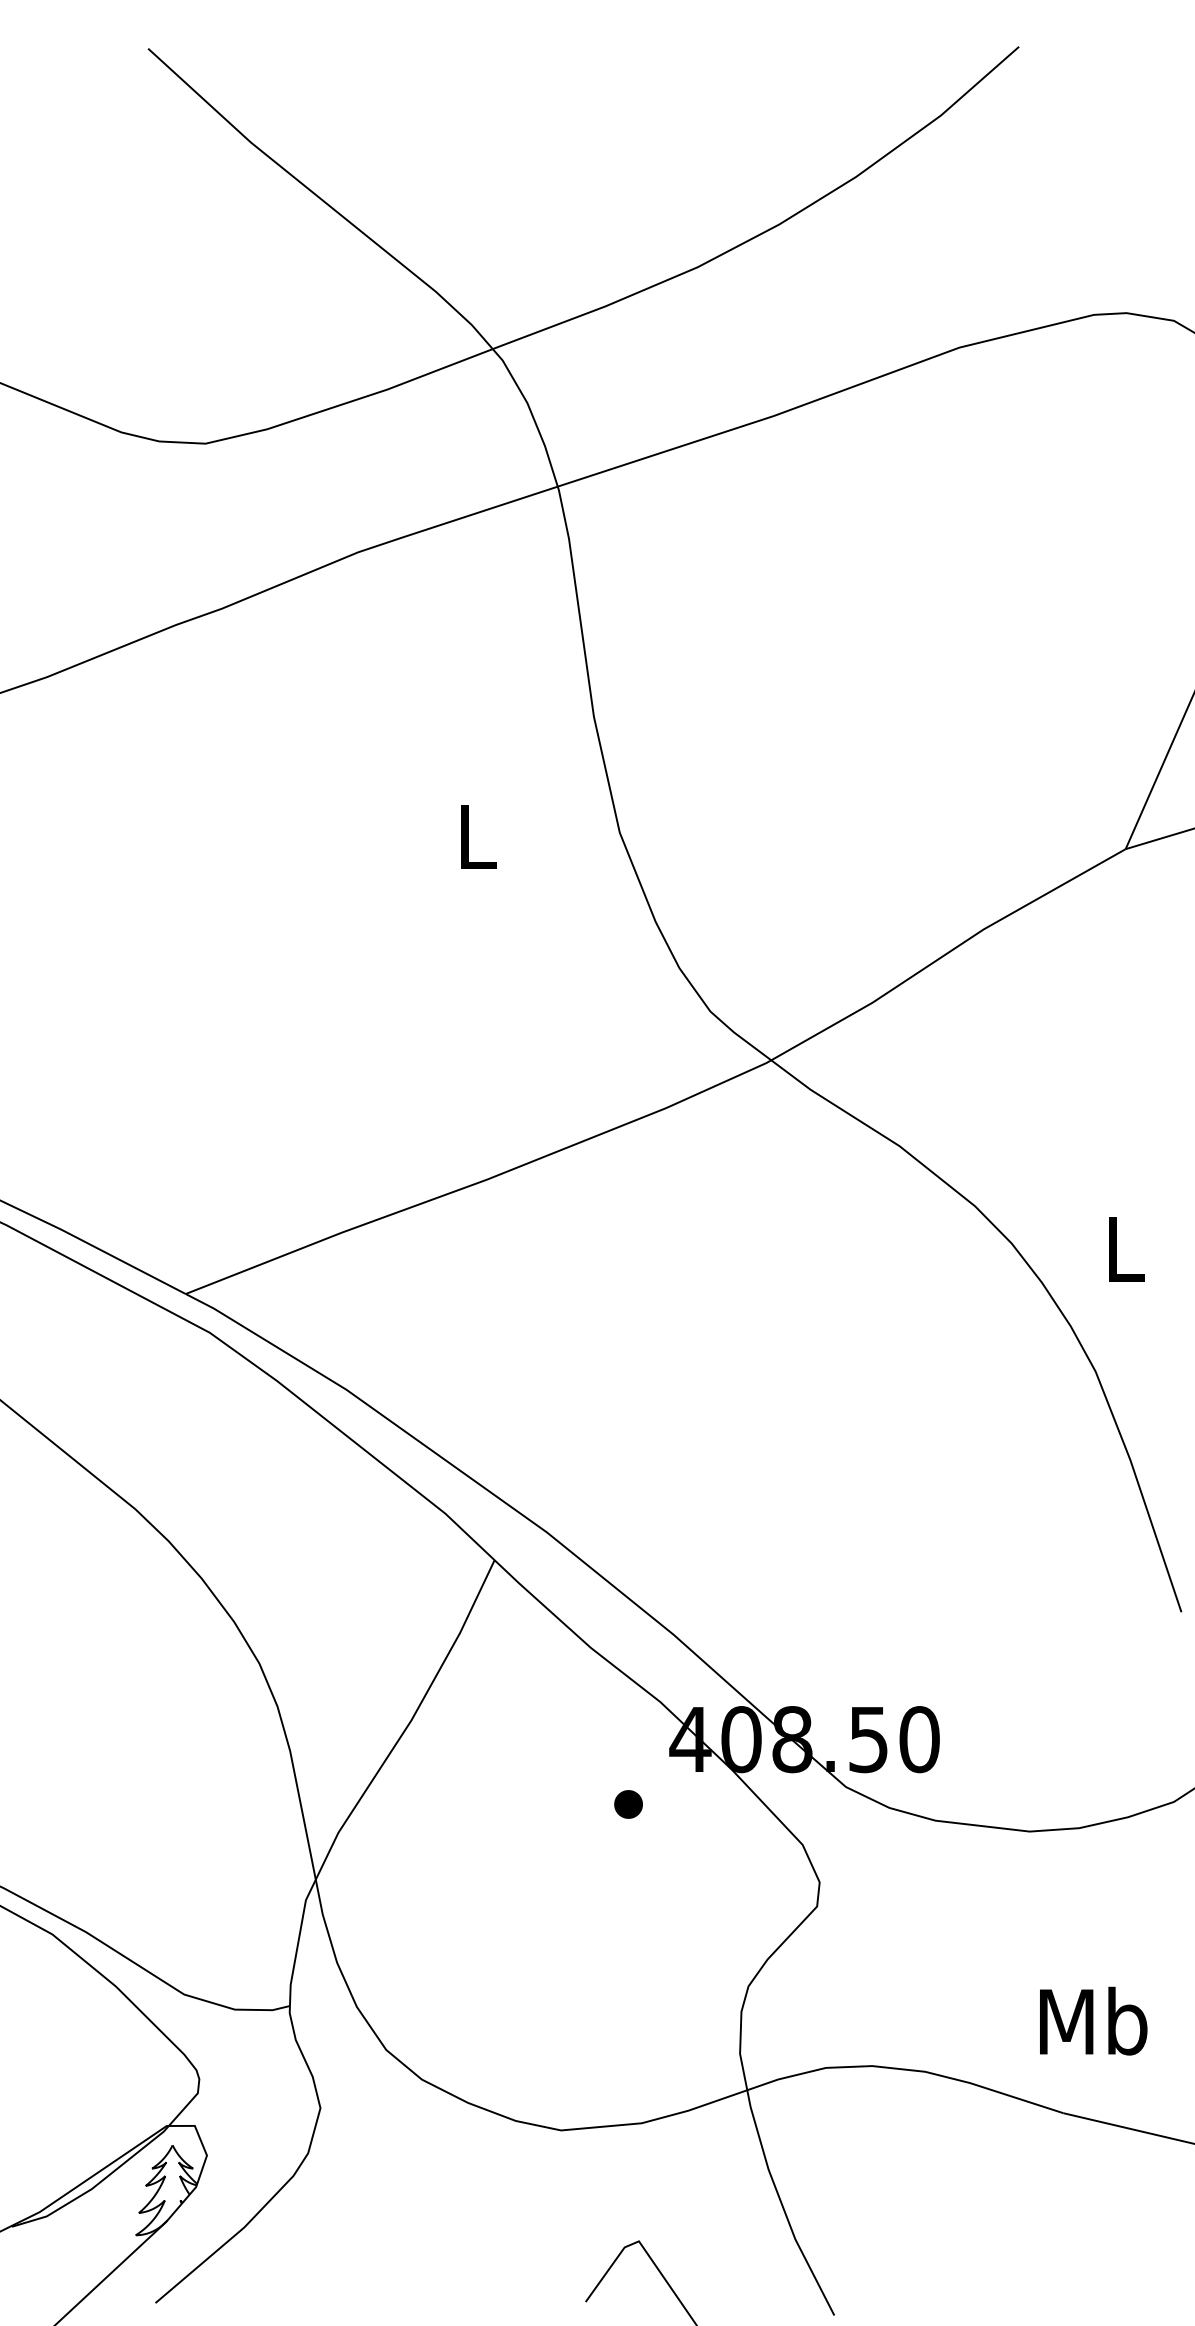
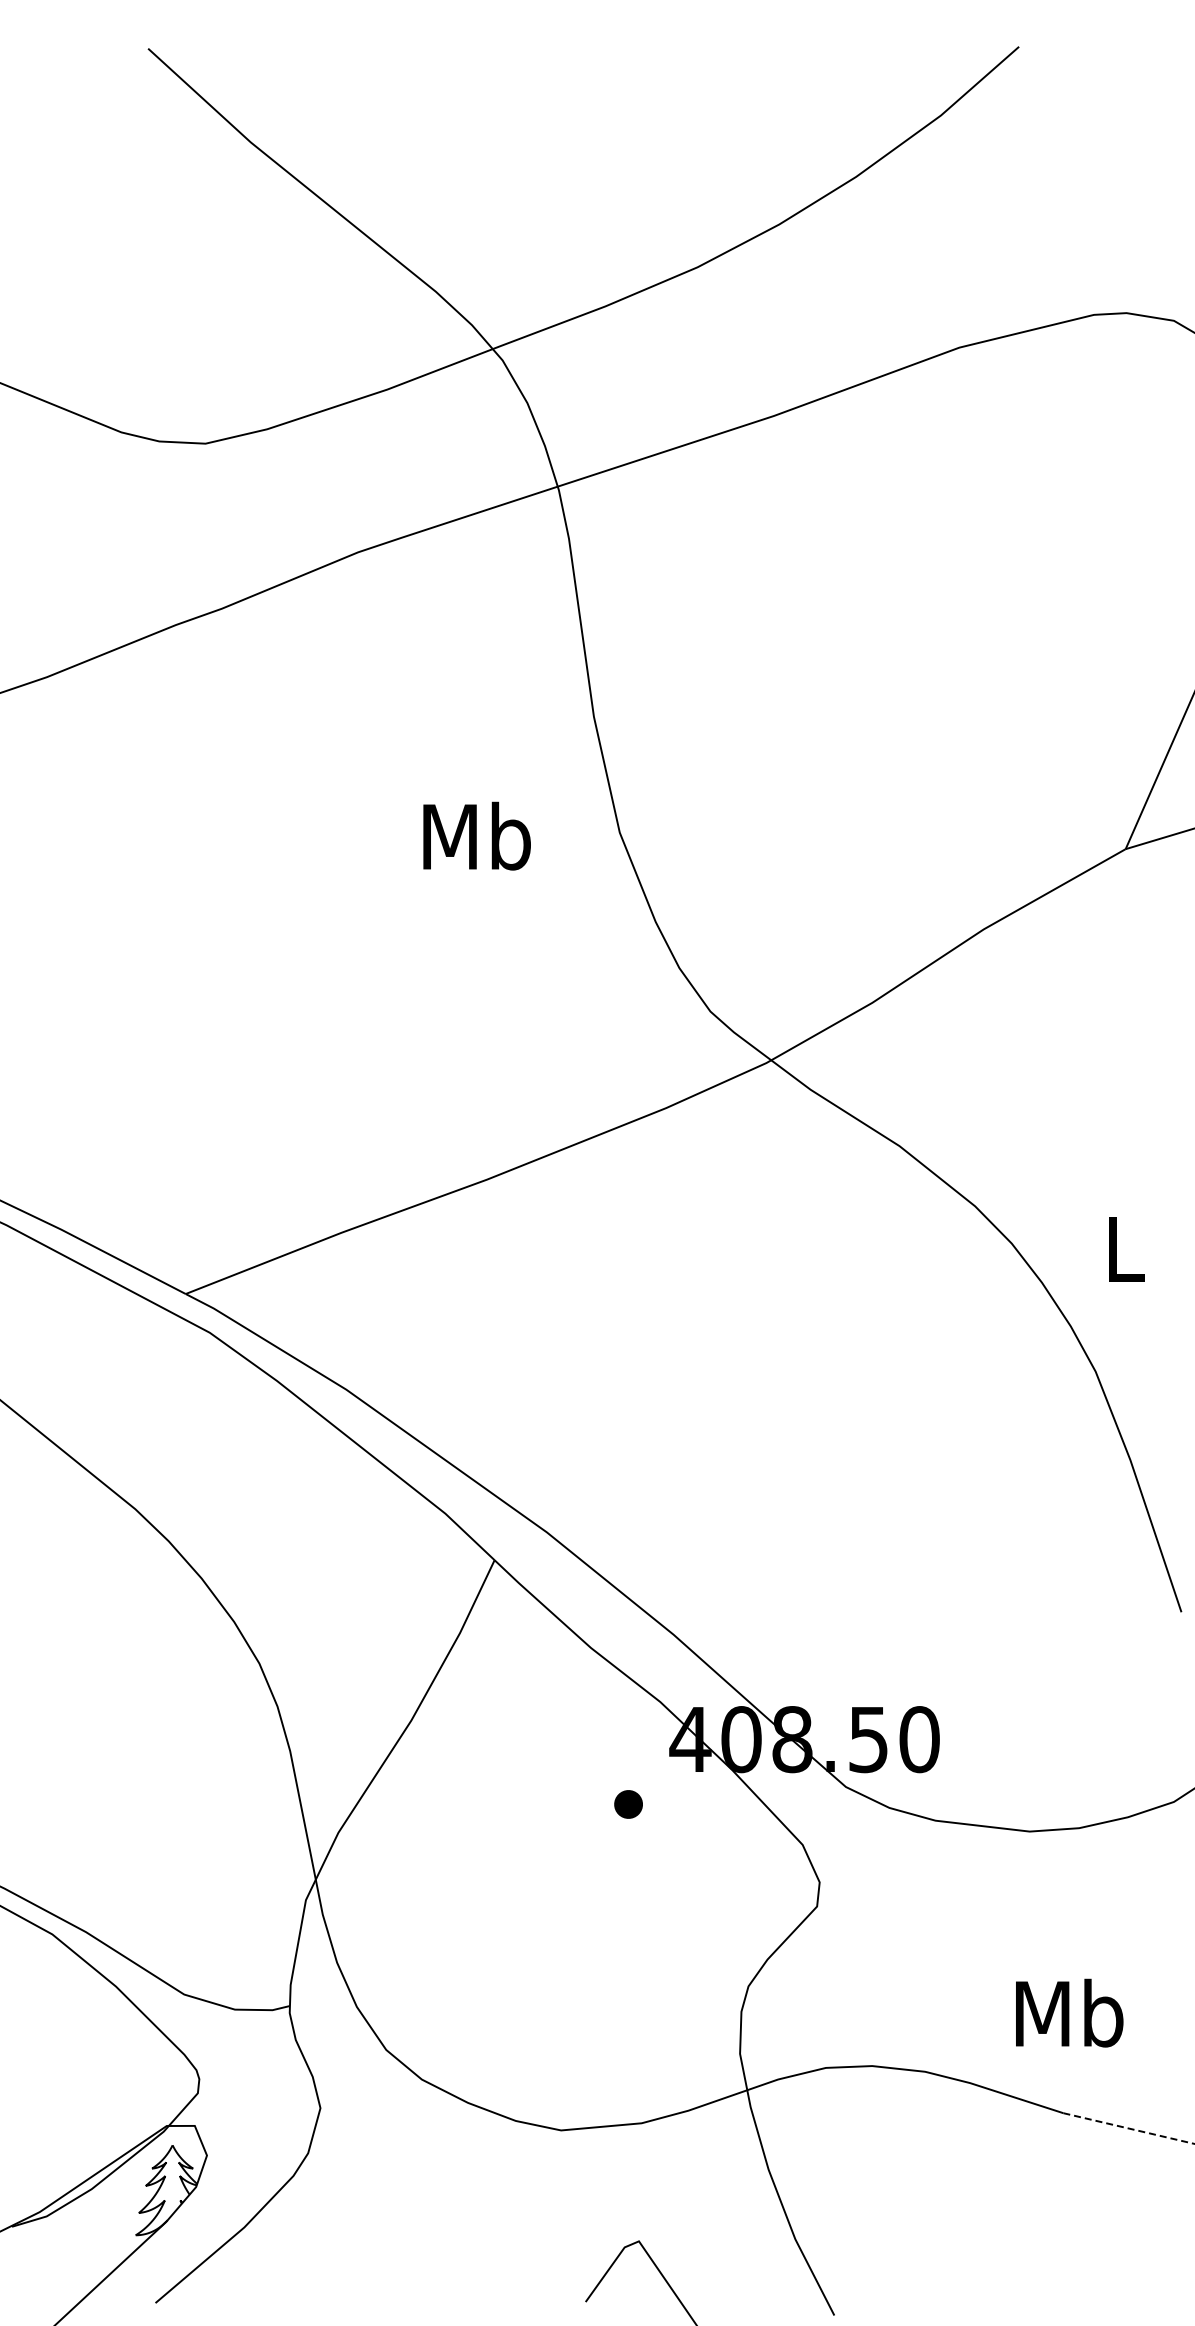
text: L -> Mb (476, 835)
text position: (1093, 2020) -> (1069, 2012) (1069, 2012)
line: solid -> dashed (1129, 2128)
